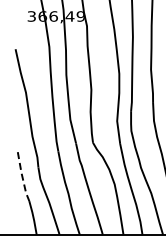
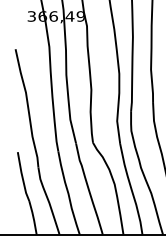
line: dashed -> solid (22, 177)
